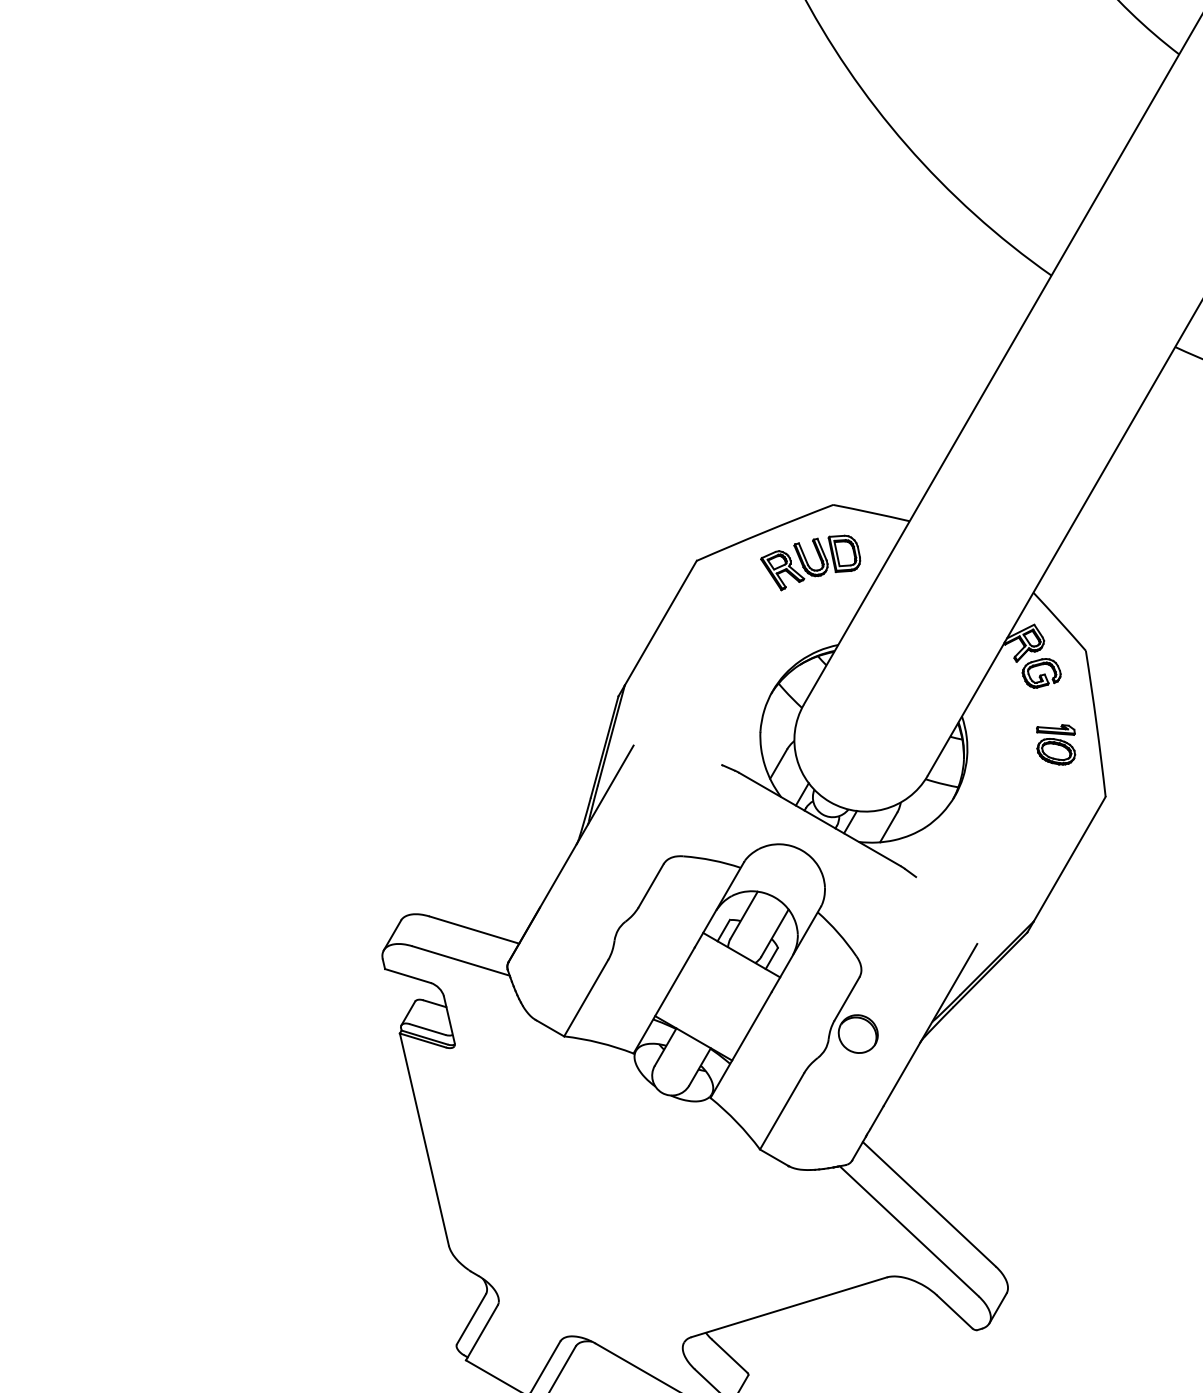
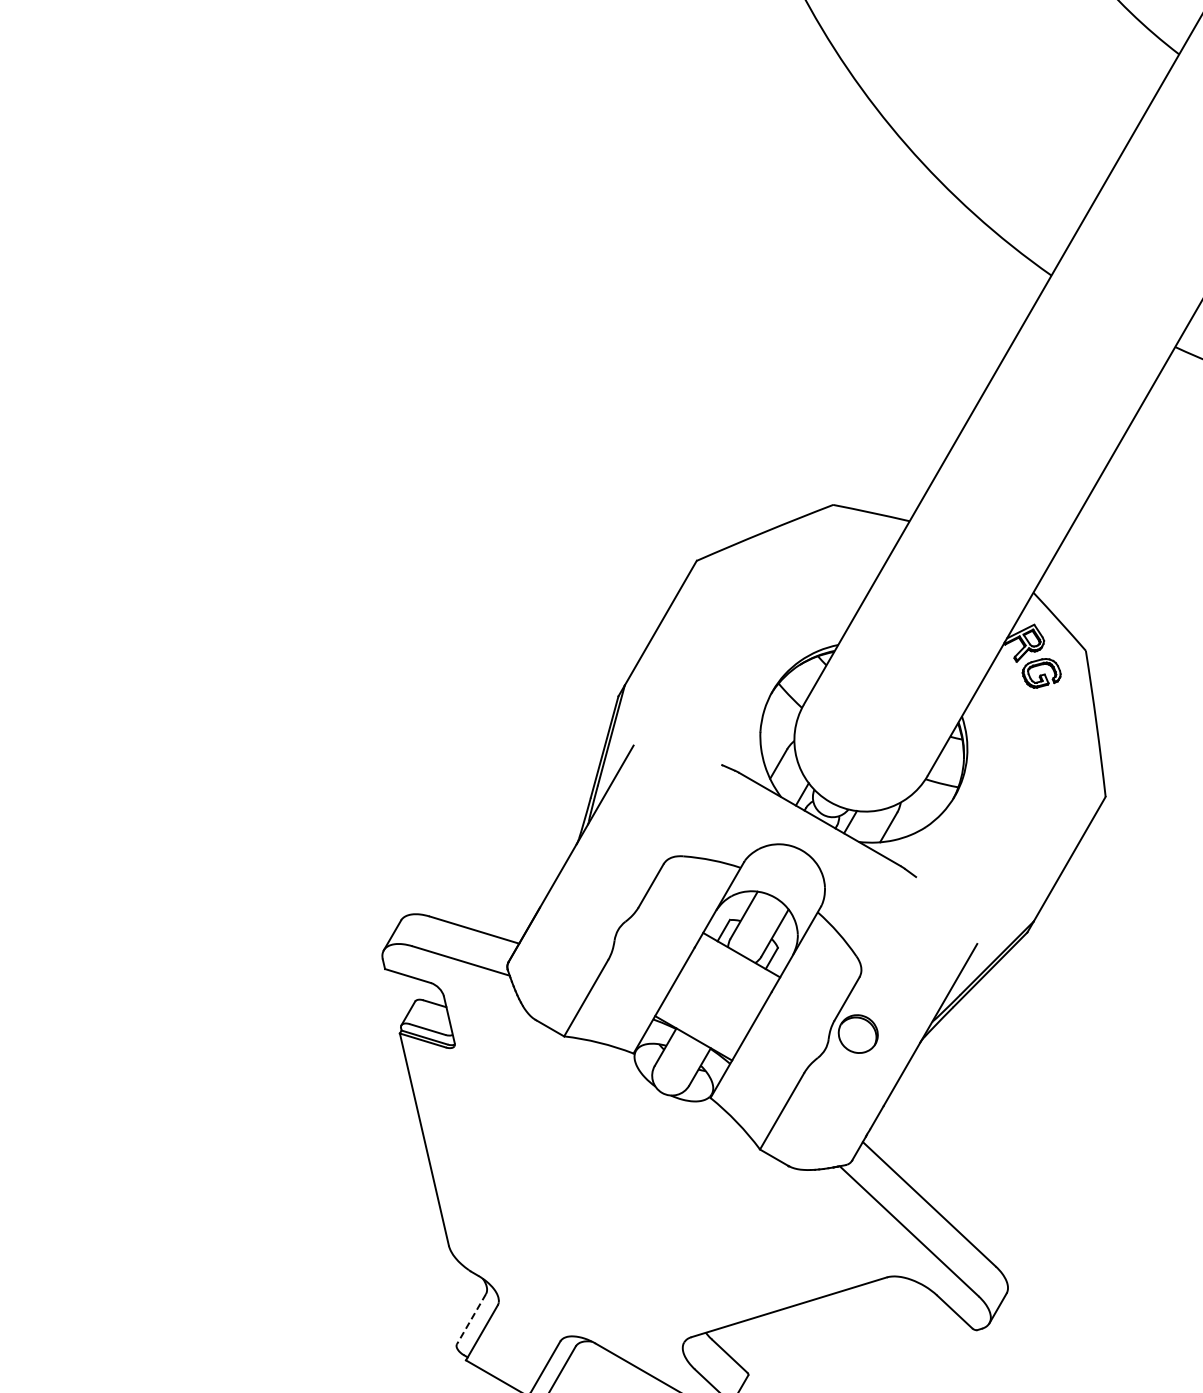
part: present -> none (810, 562)
part: present -> none (1056, 744)
line: solid -> dashed (471, 1319)
